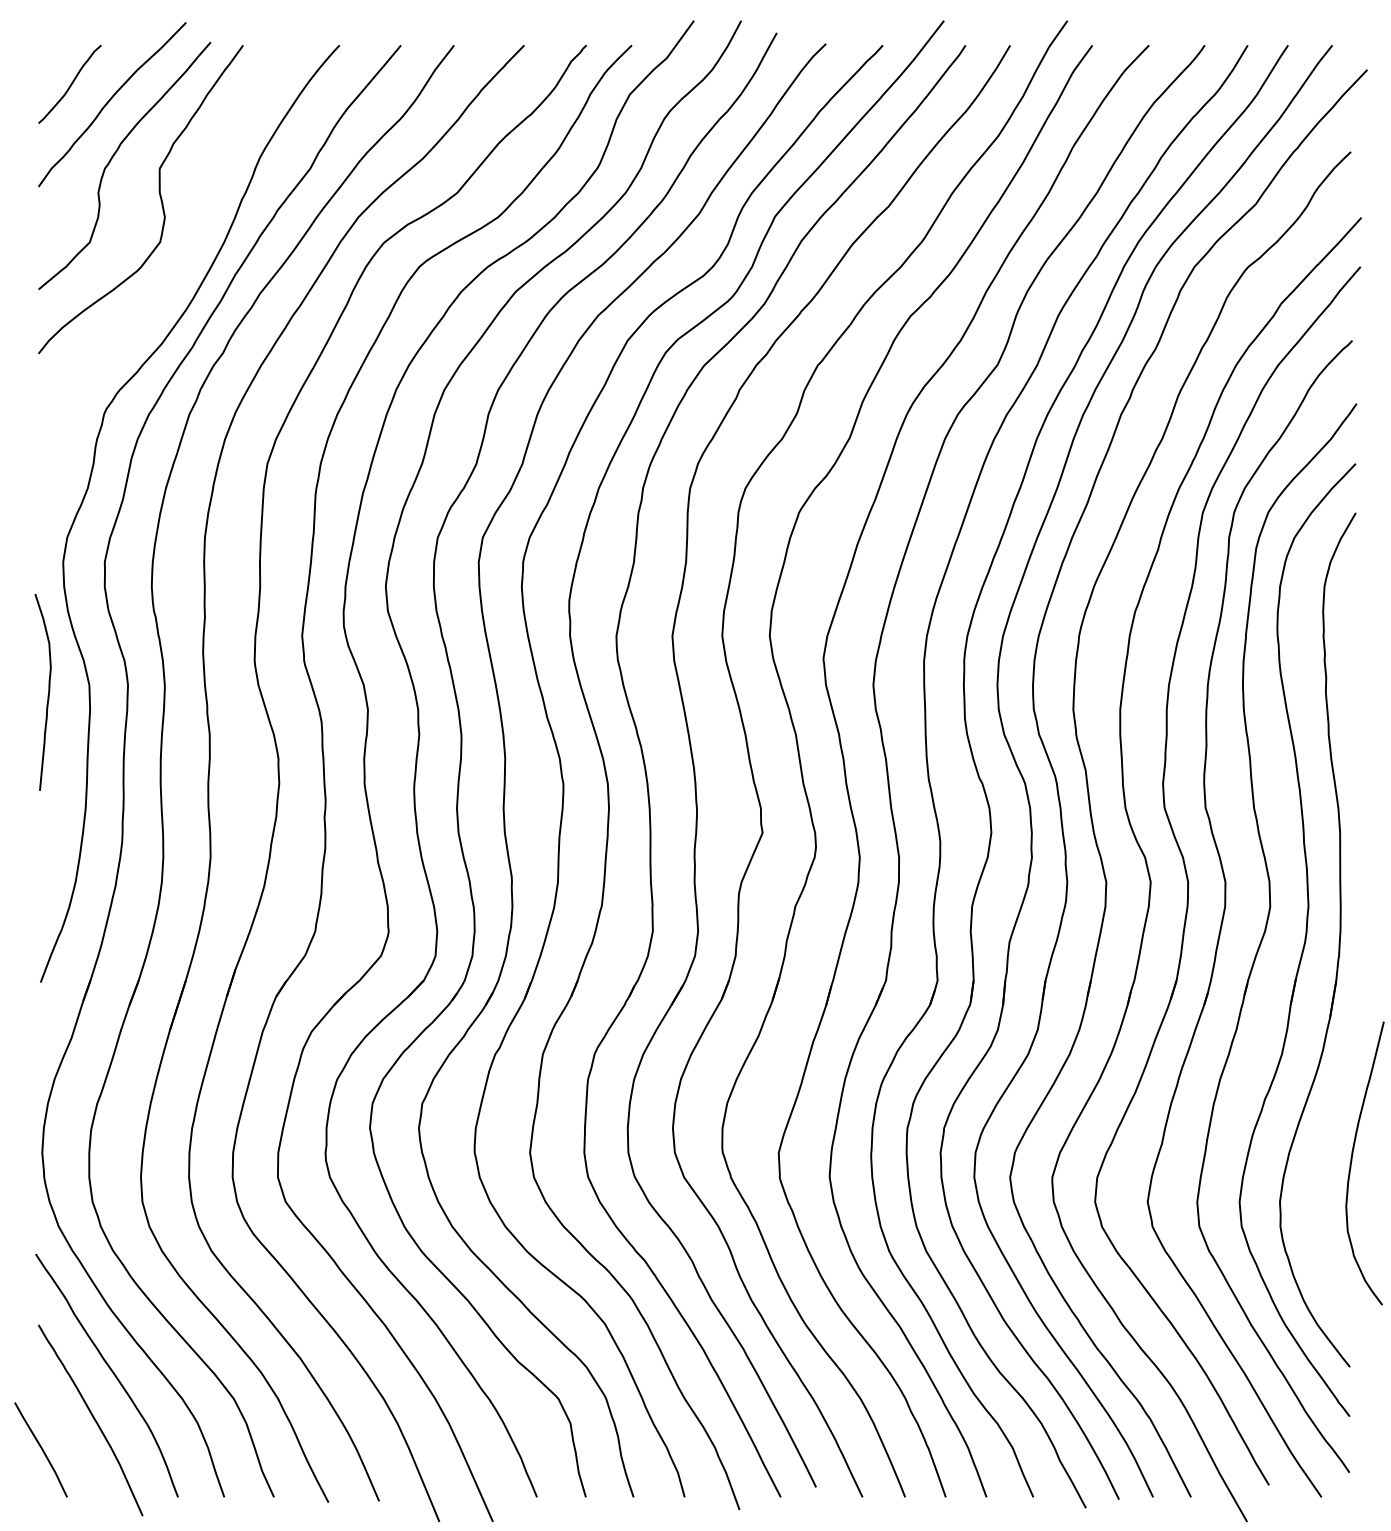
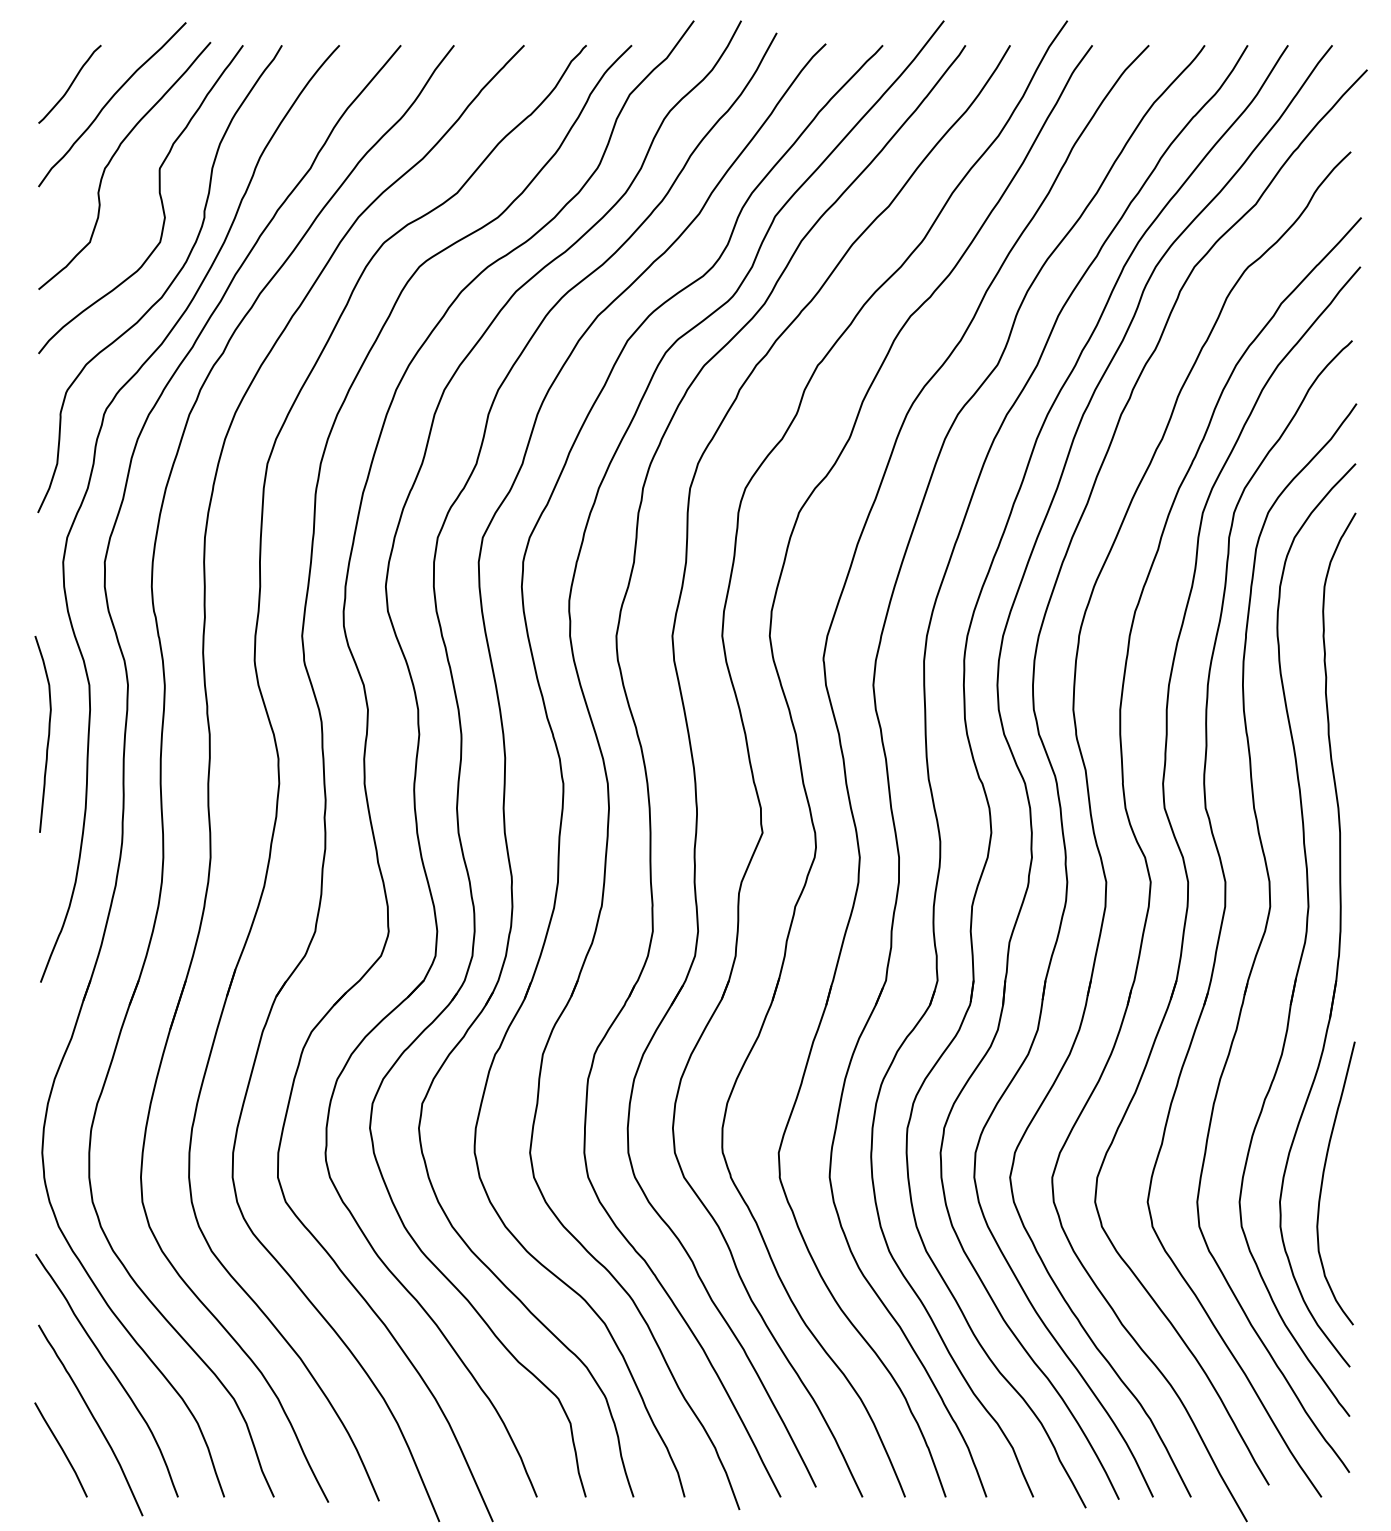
curve: none -> present (168, 285)
curve position: (47, 695) -> (47, 737) (47, 737)
curve position: (1352, 1161) -> (1323, 1181) (1323, 1181)
line position: (40, 1448) -> (60, 1448) (60, 1448)
